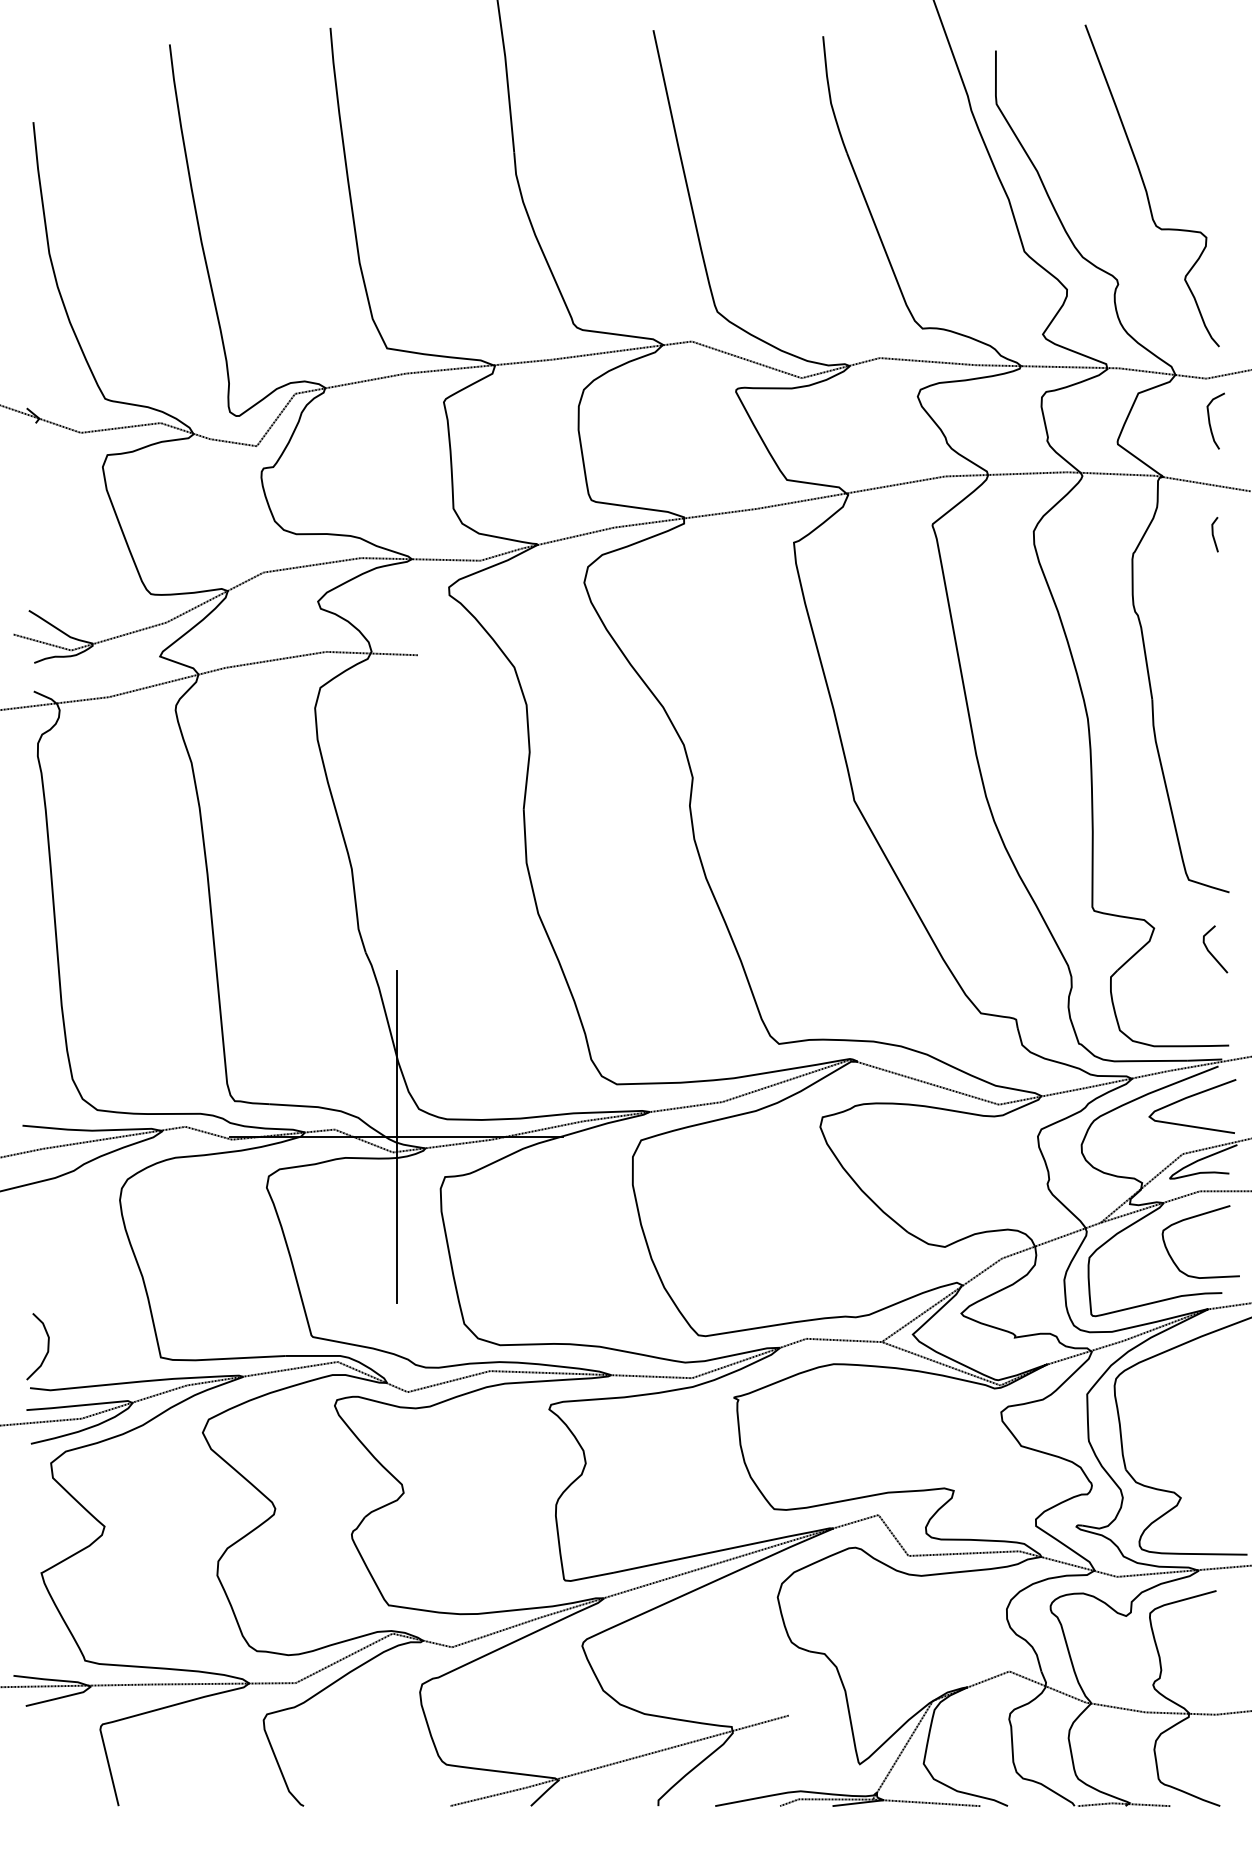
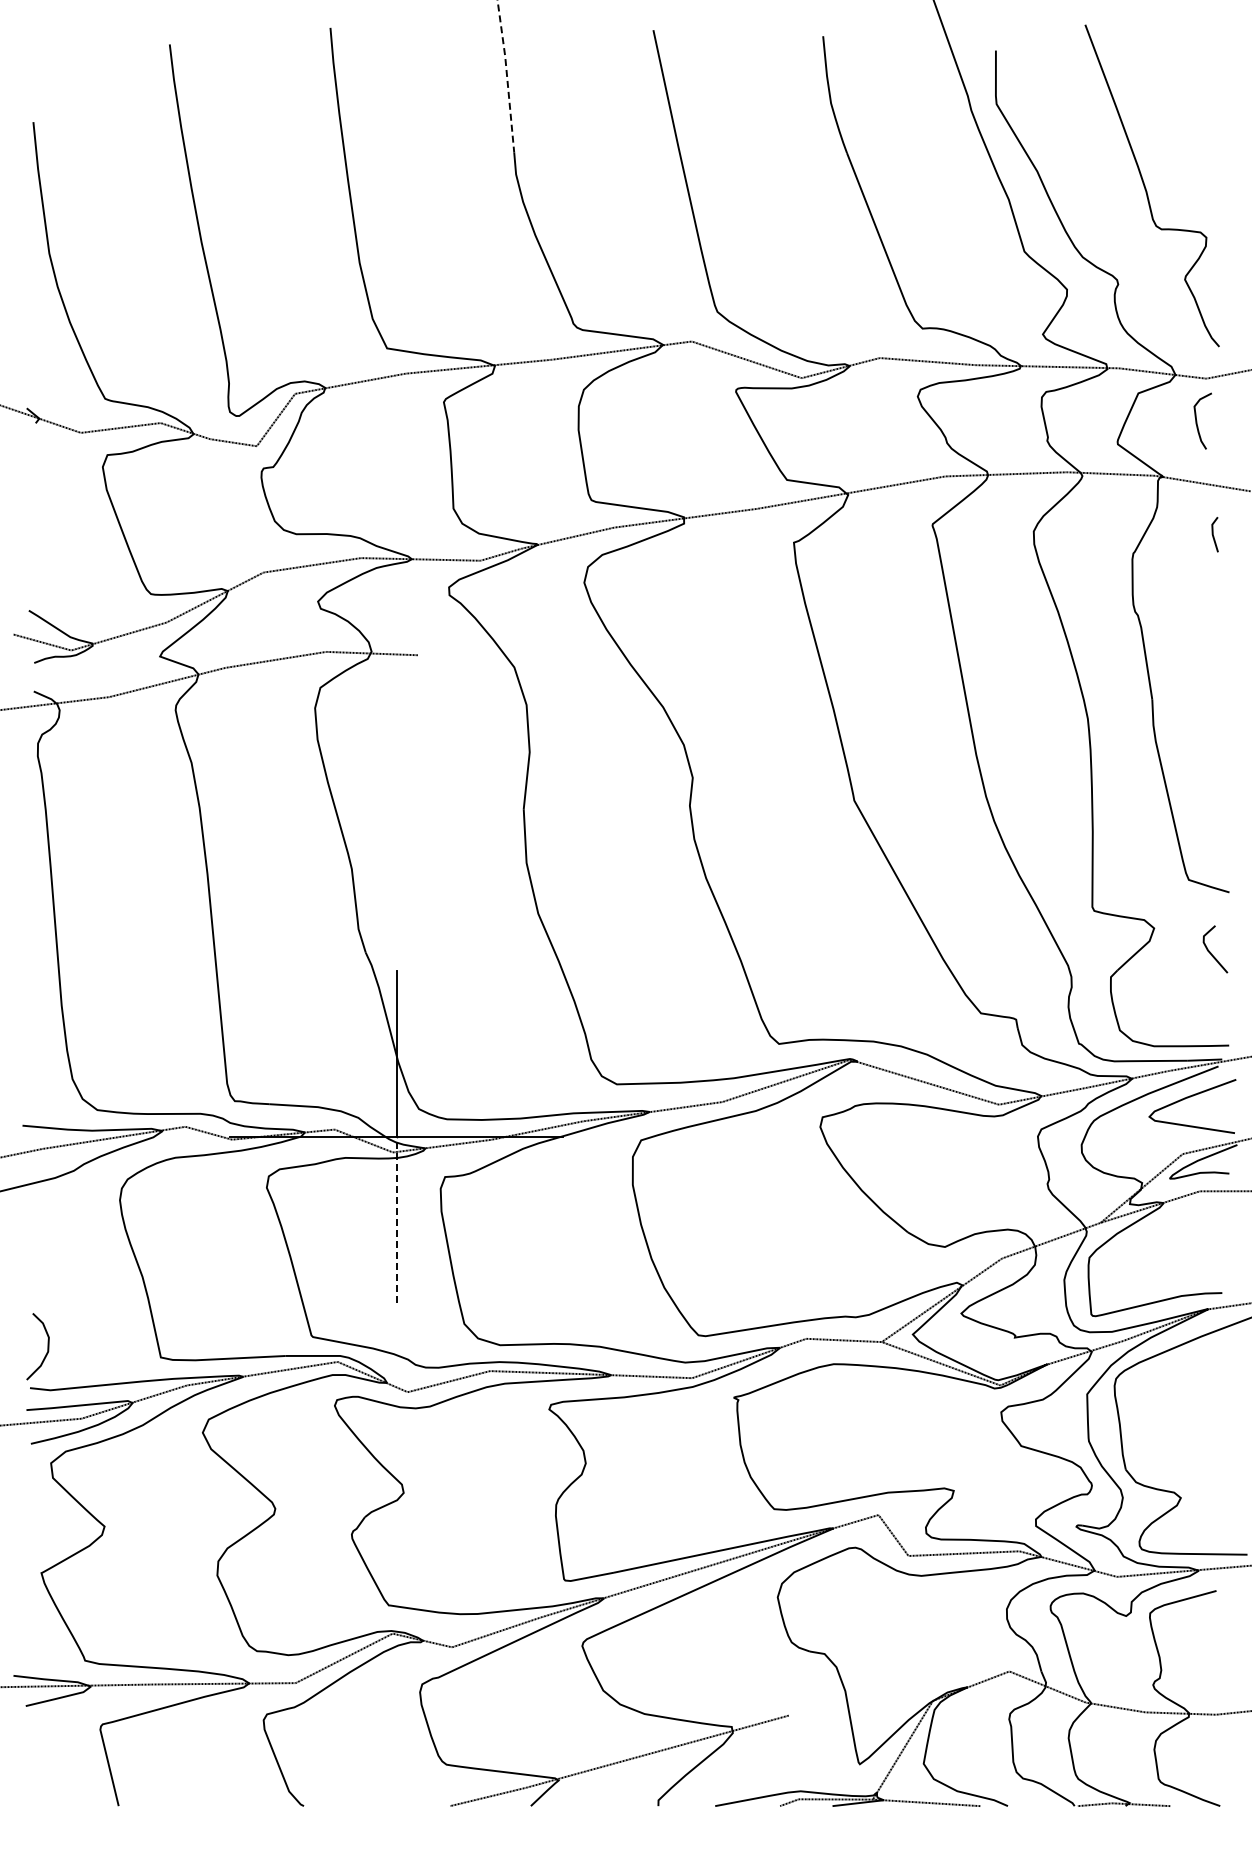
line: solid -> dashed (507, 76)
curve position: (1210, 420) -> (1197, 420) (1197, 420)
curve: present -> none (1196, 1217)
line: solid -> dashed (396, 1220)
